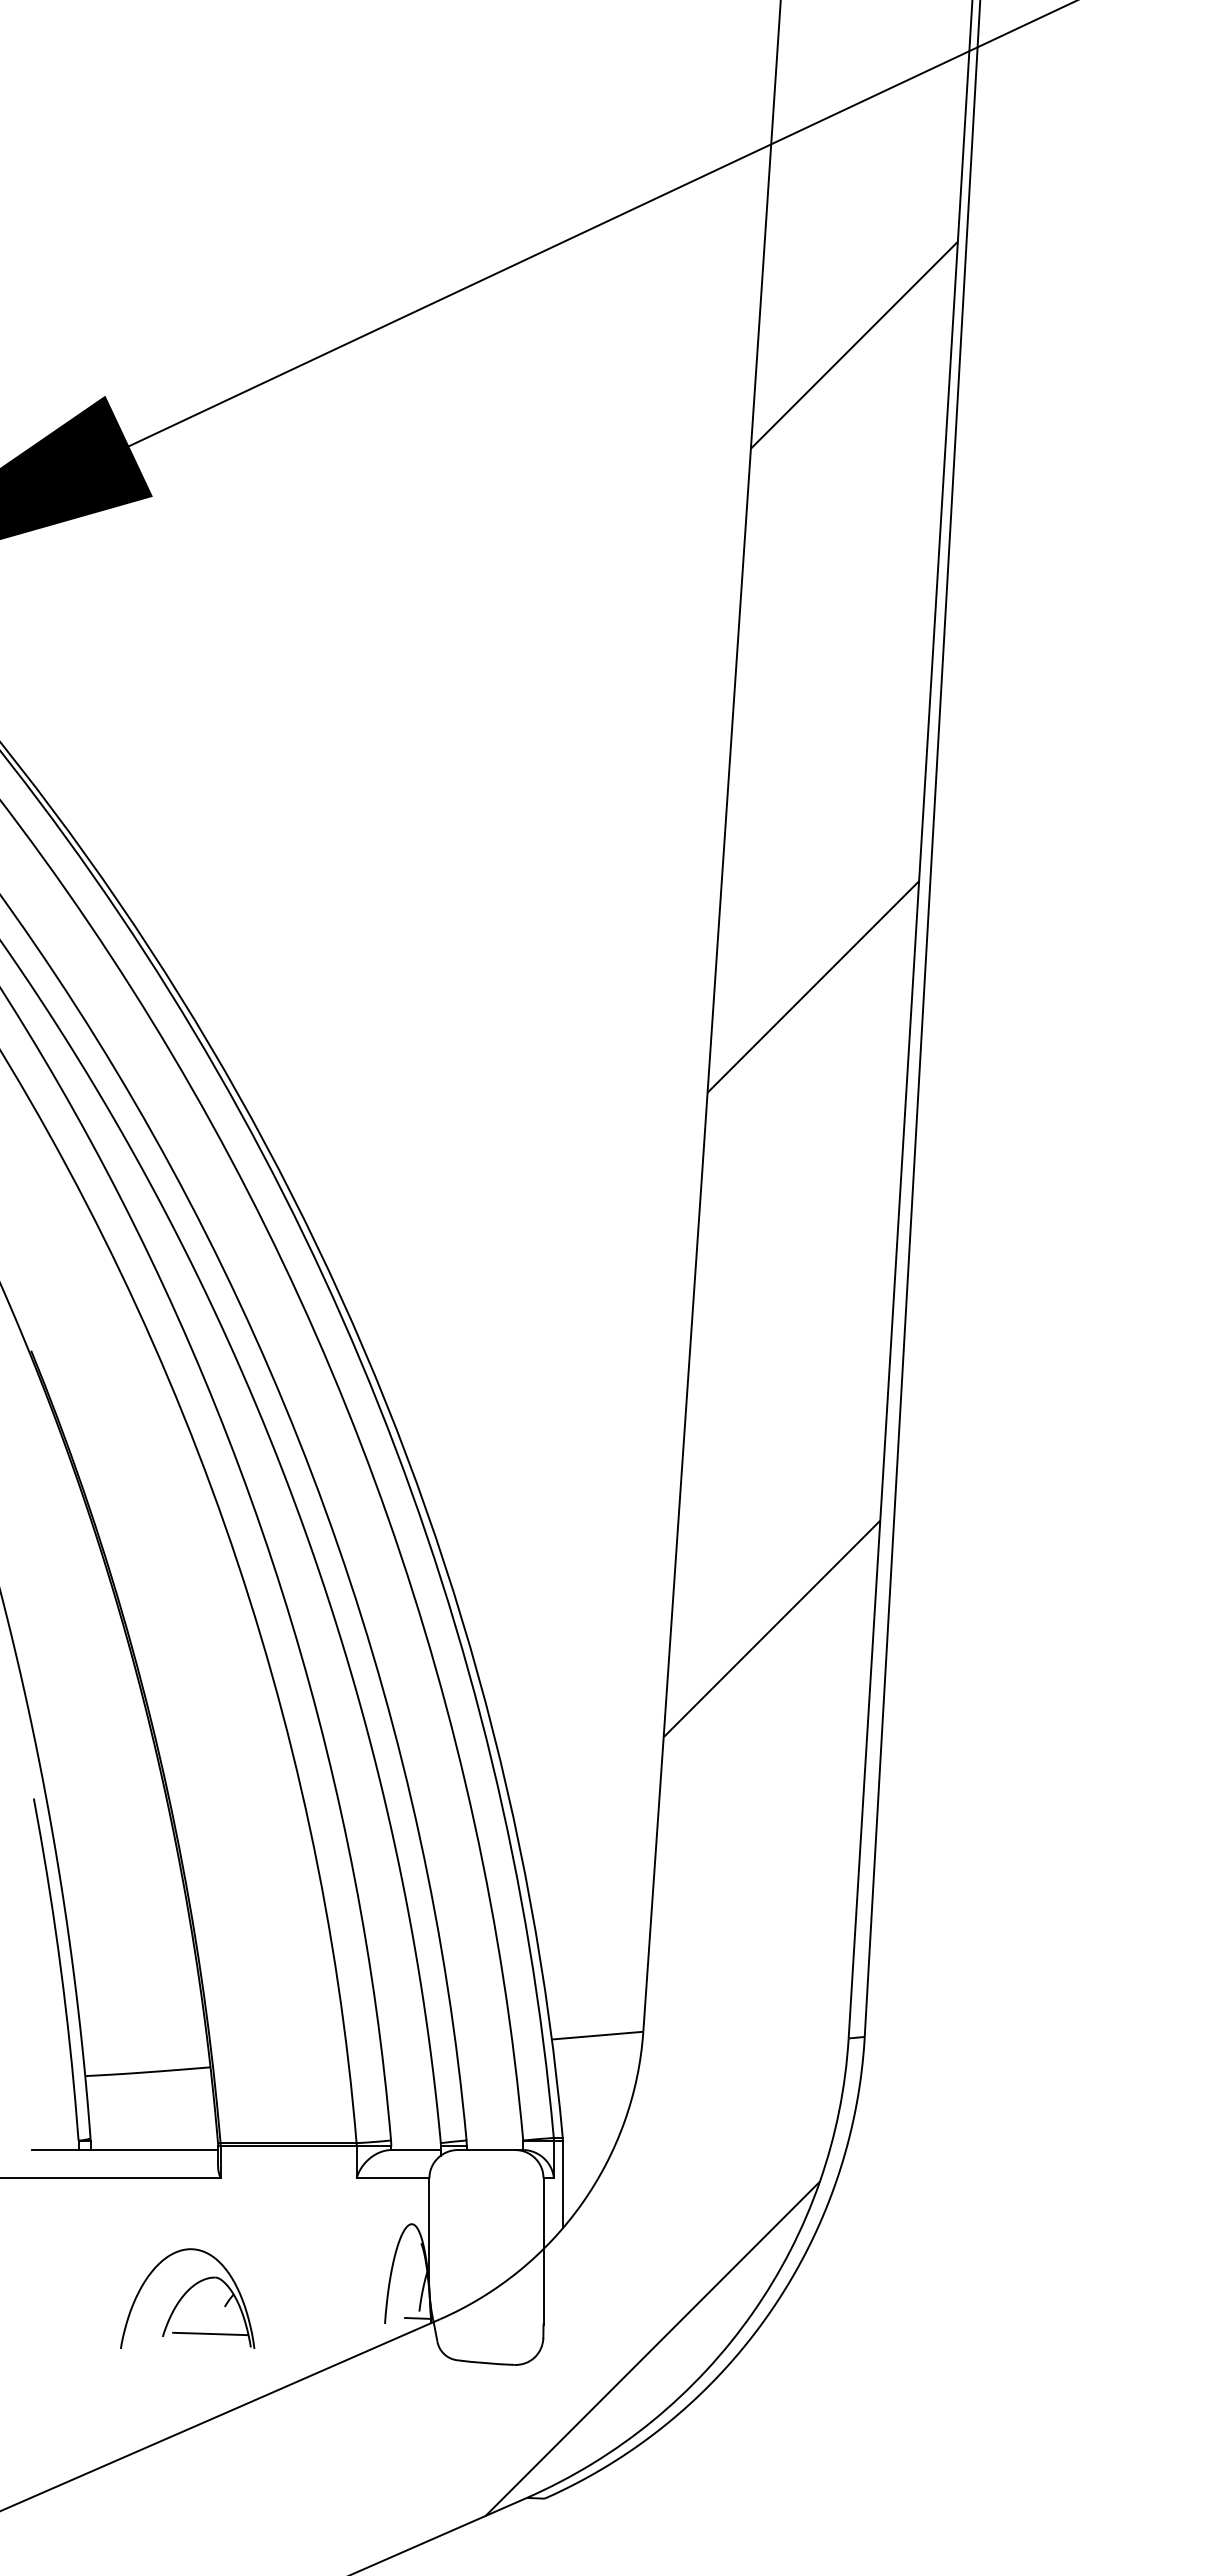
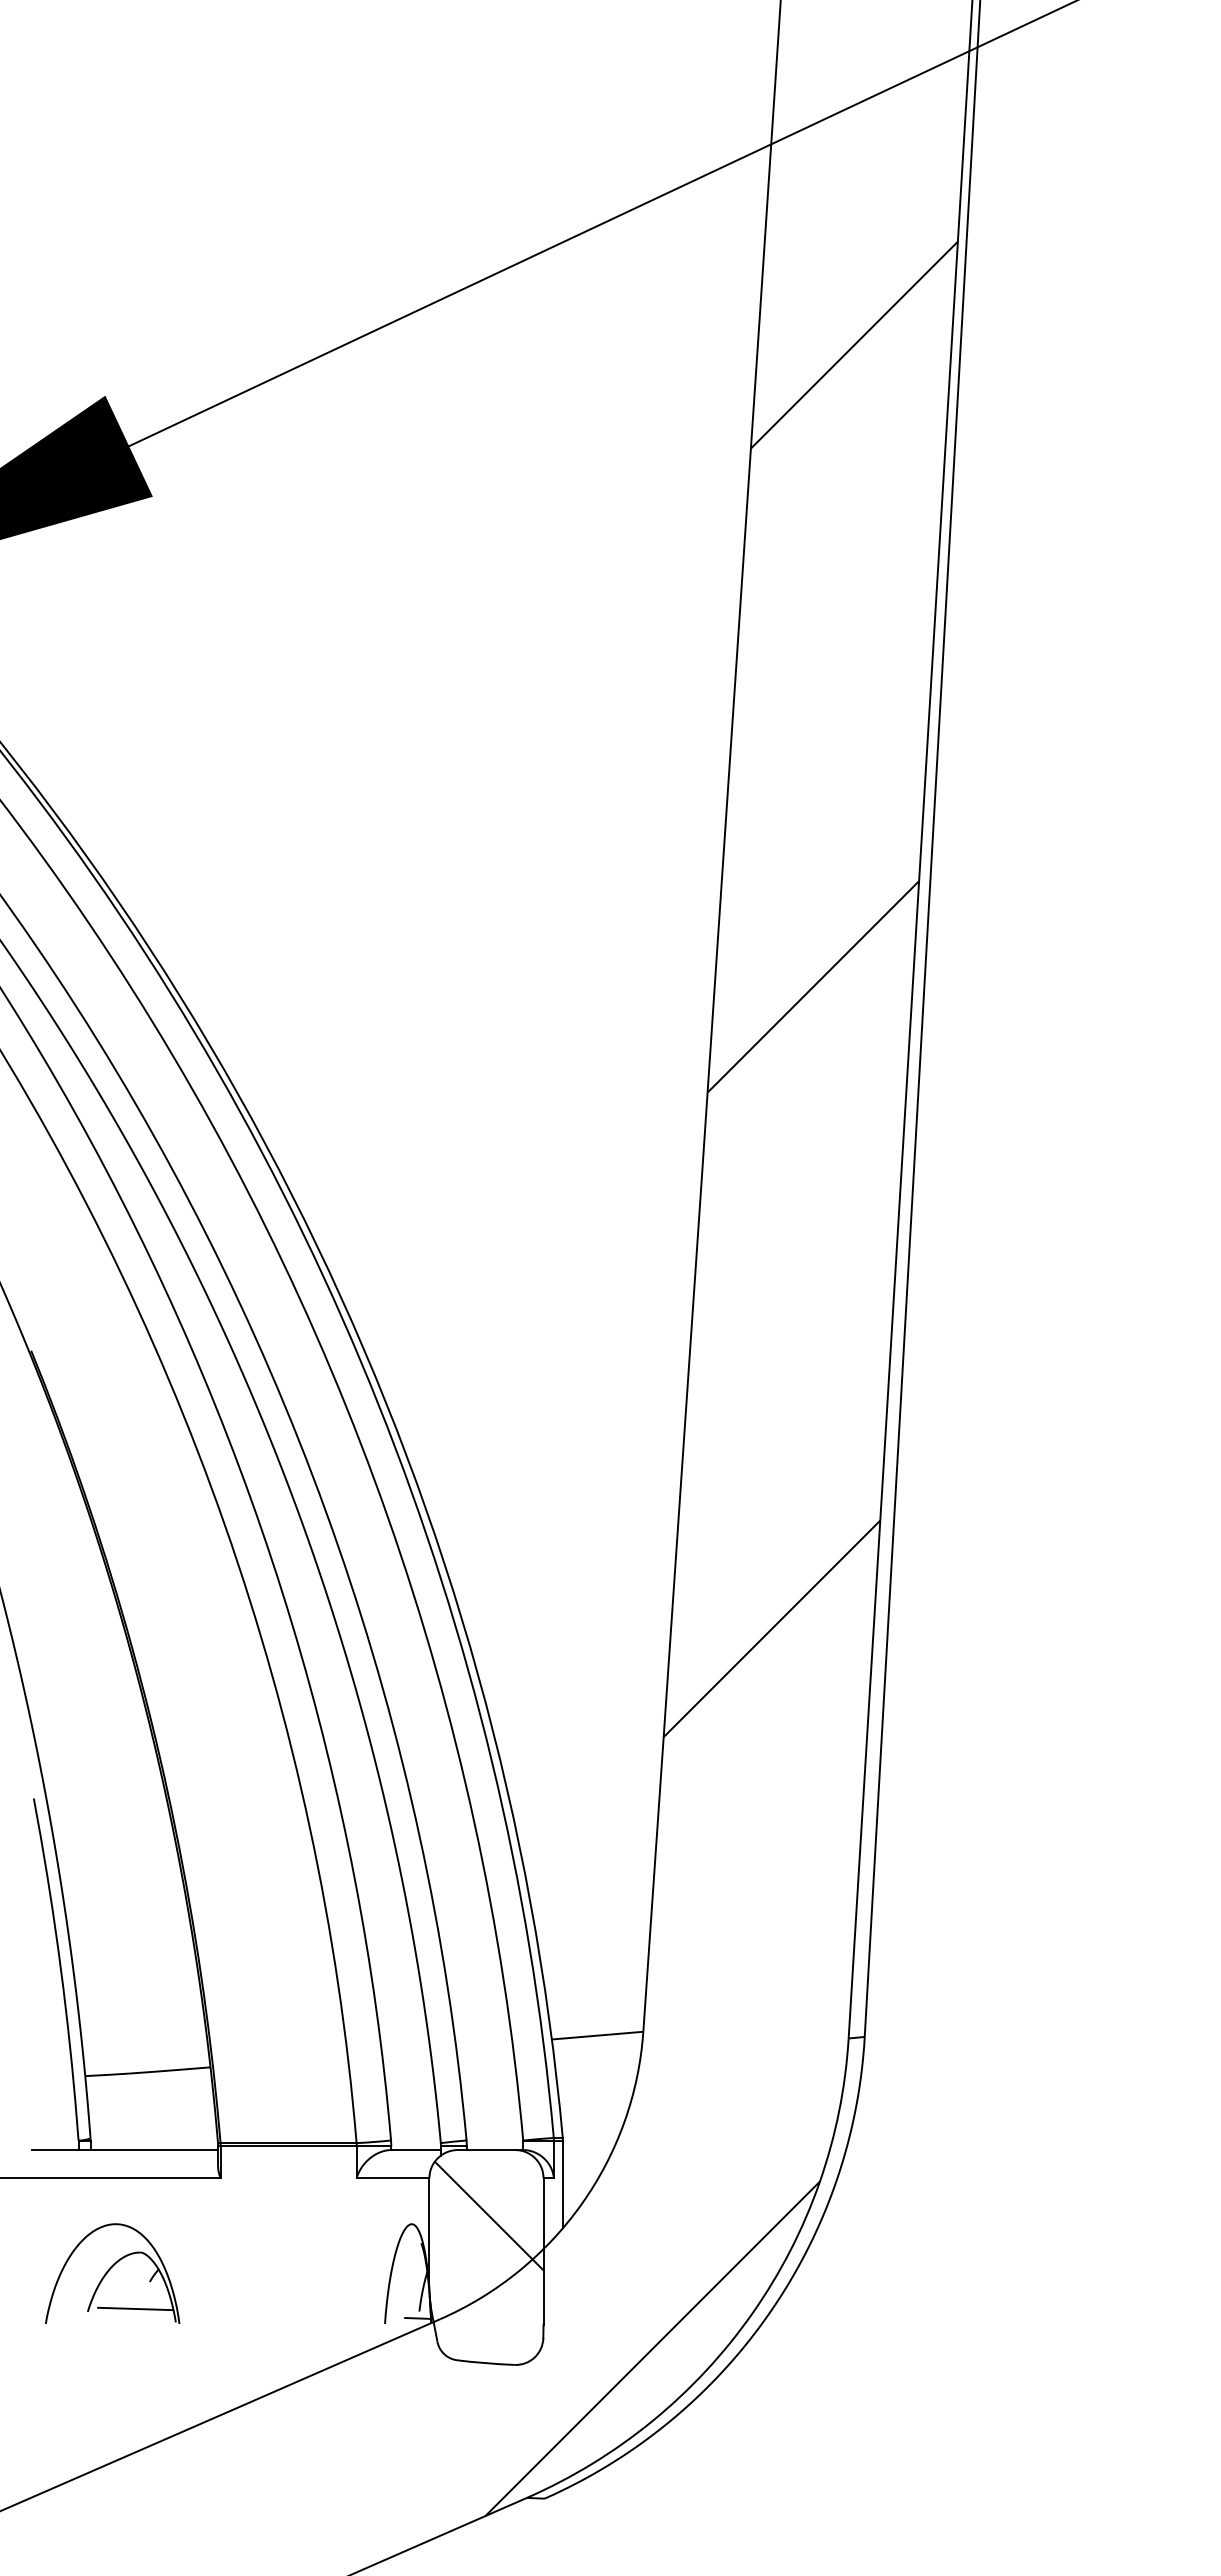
hatch: none -> present (488, 2215)
part position: (187, 2298) -> (112, 2273) (112, 2273)
